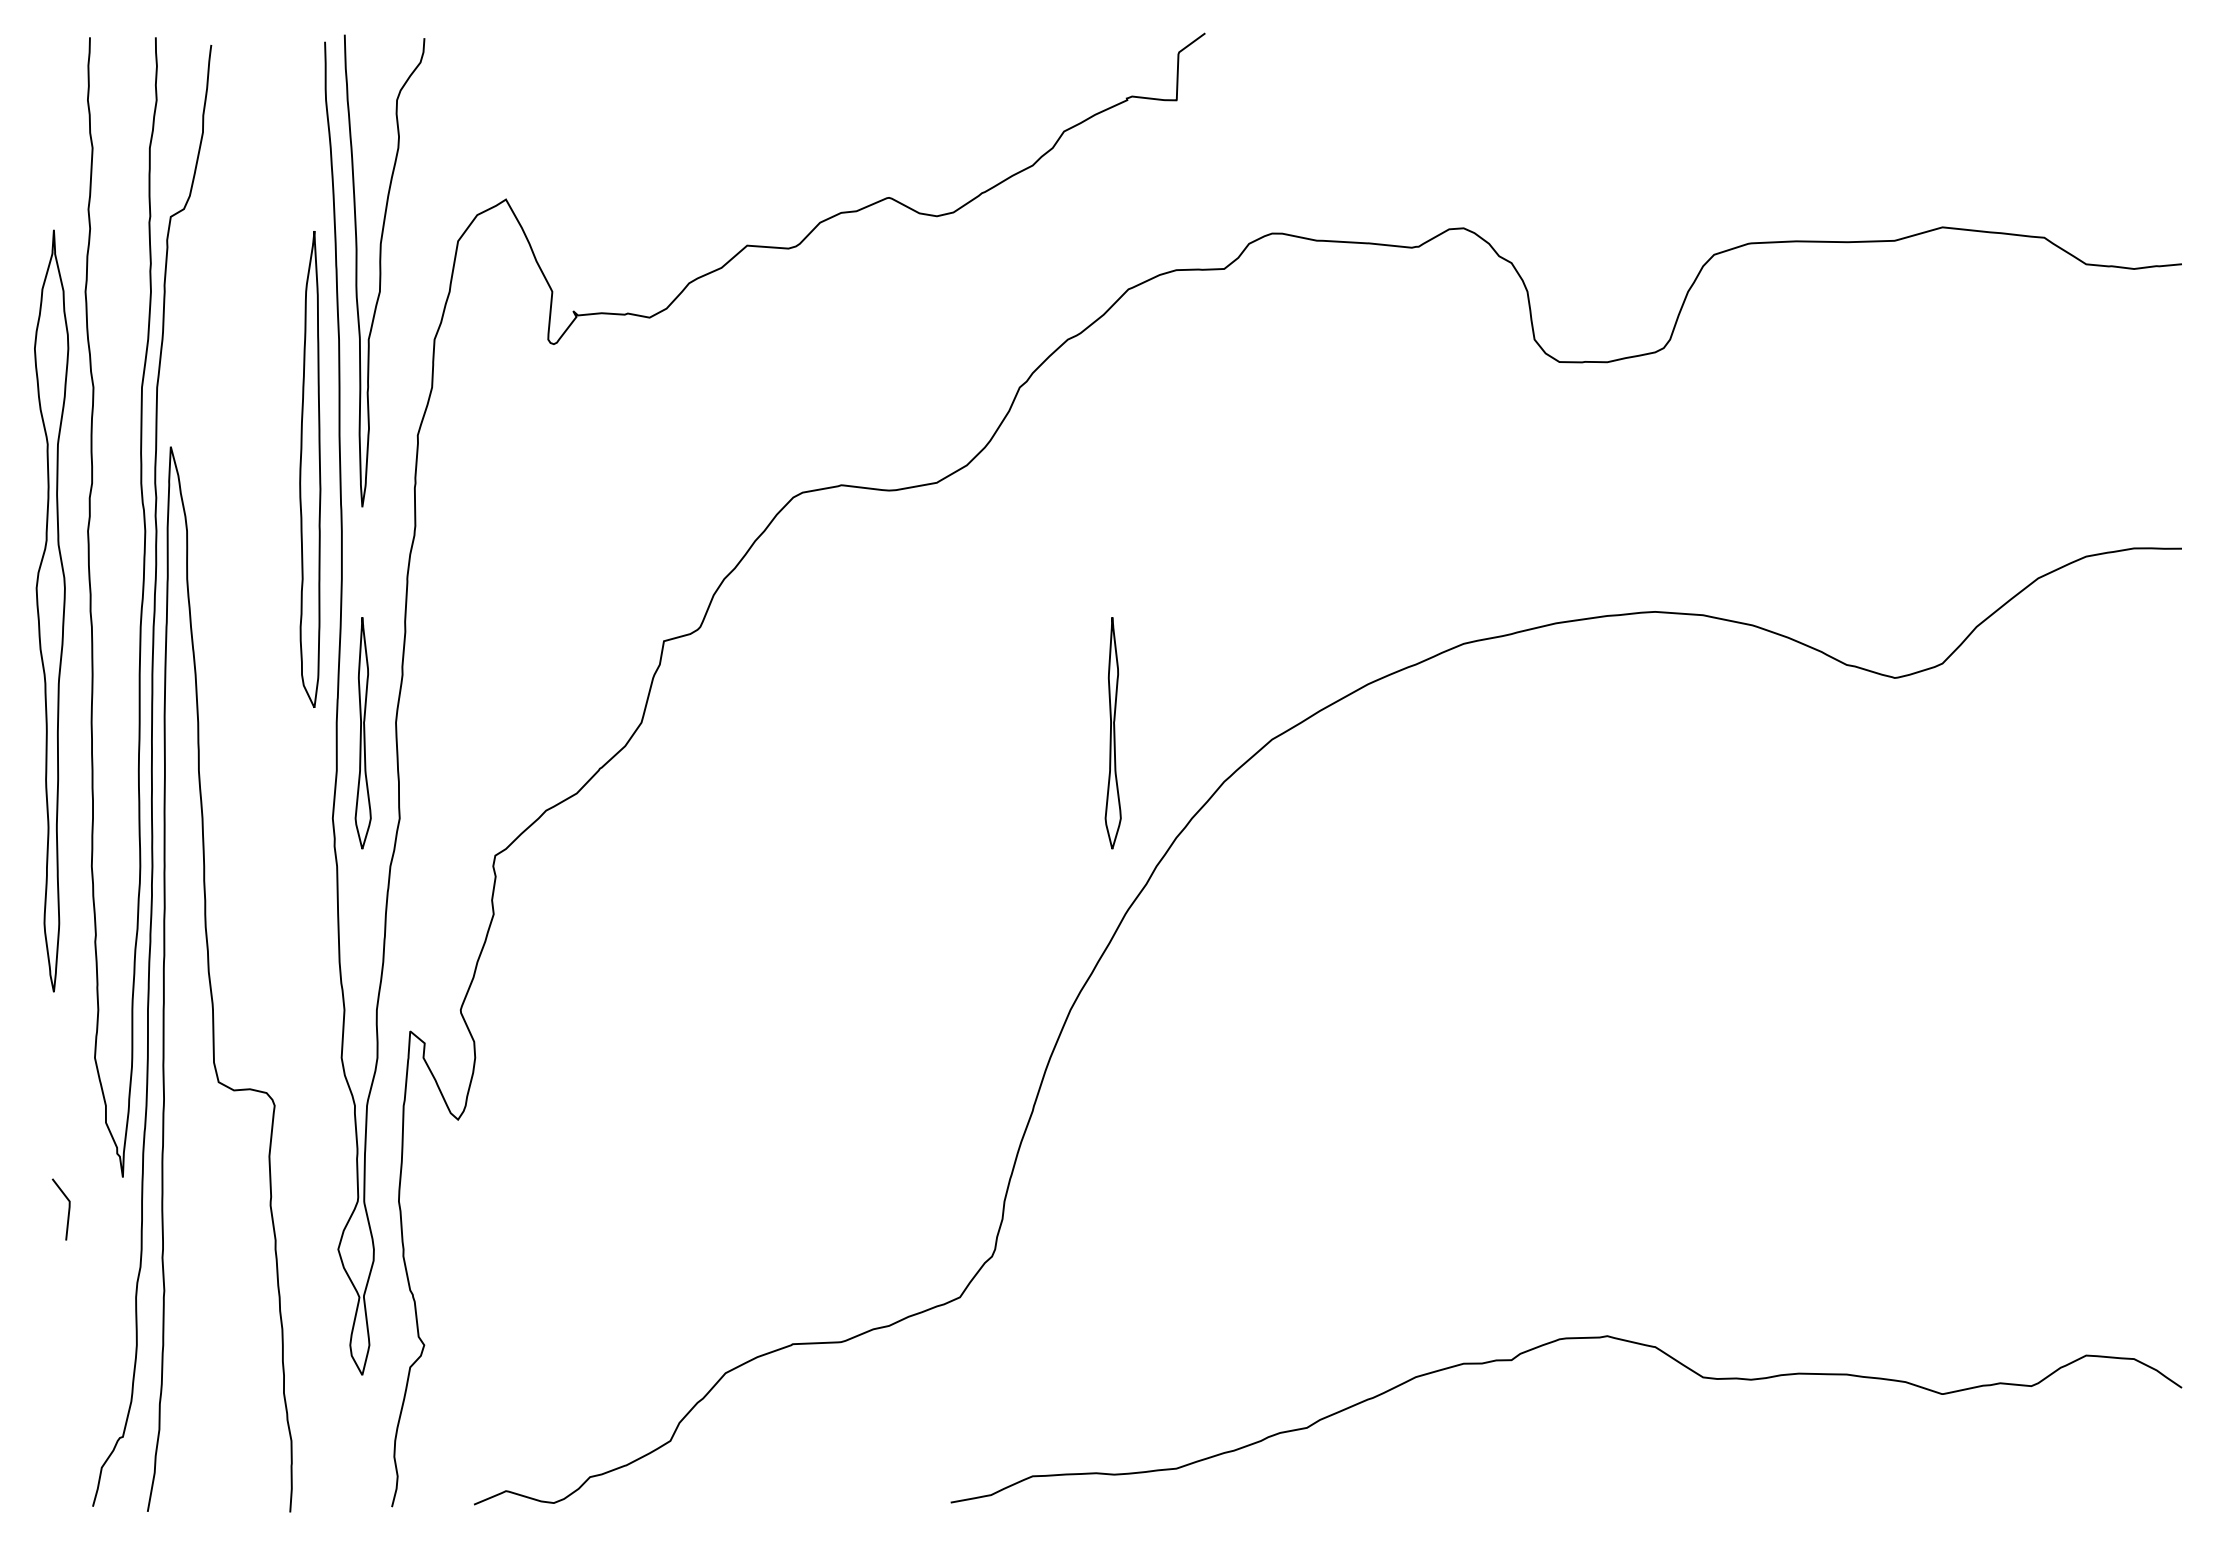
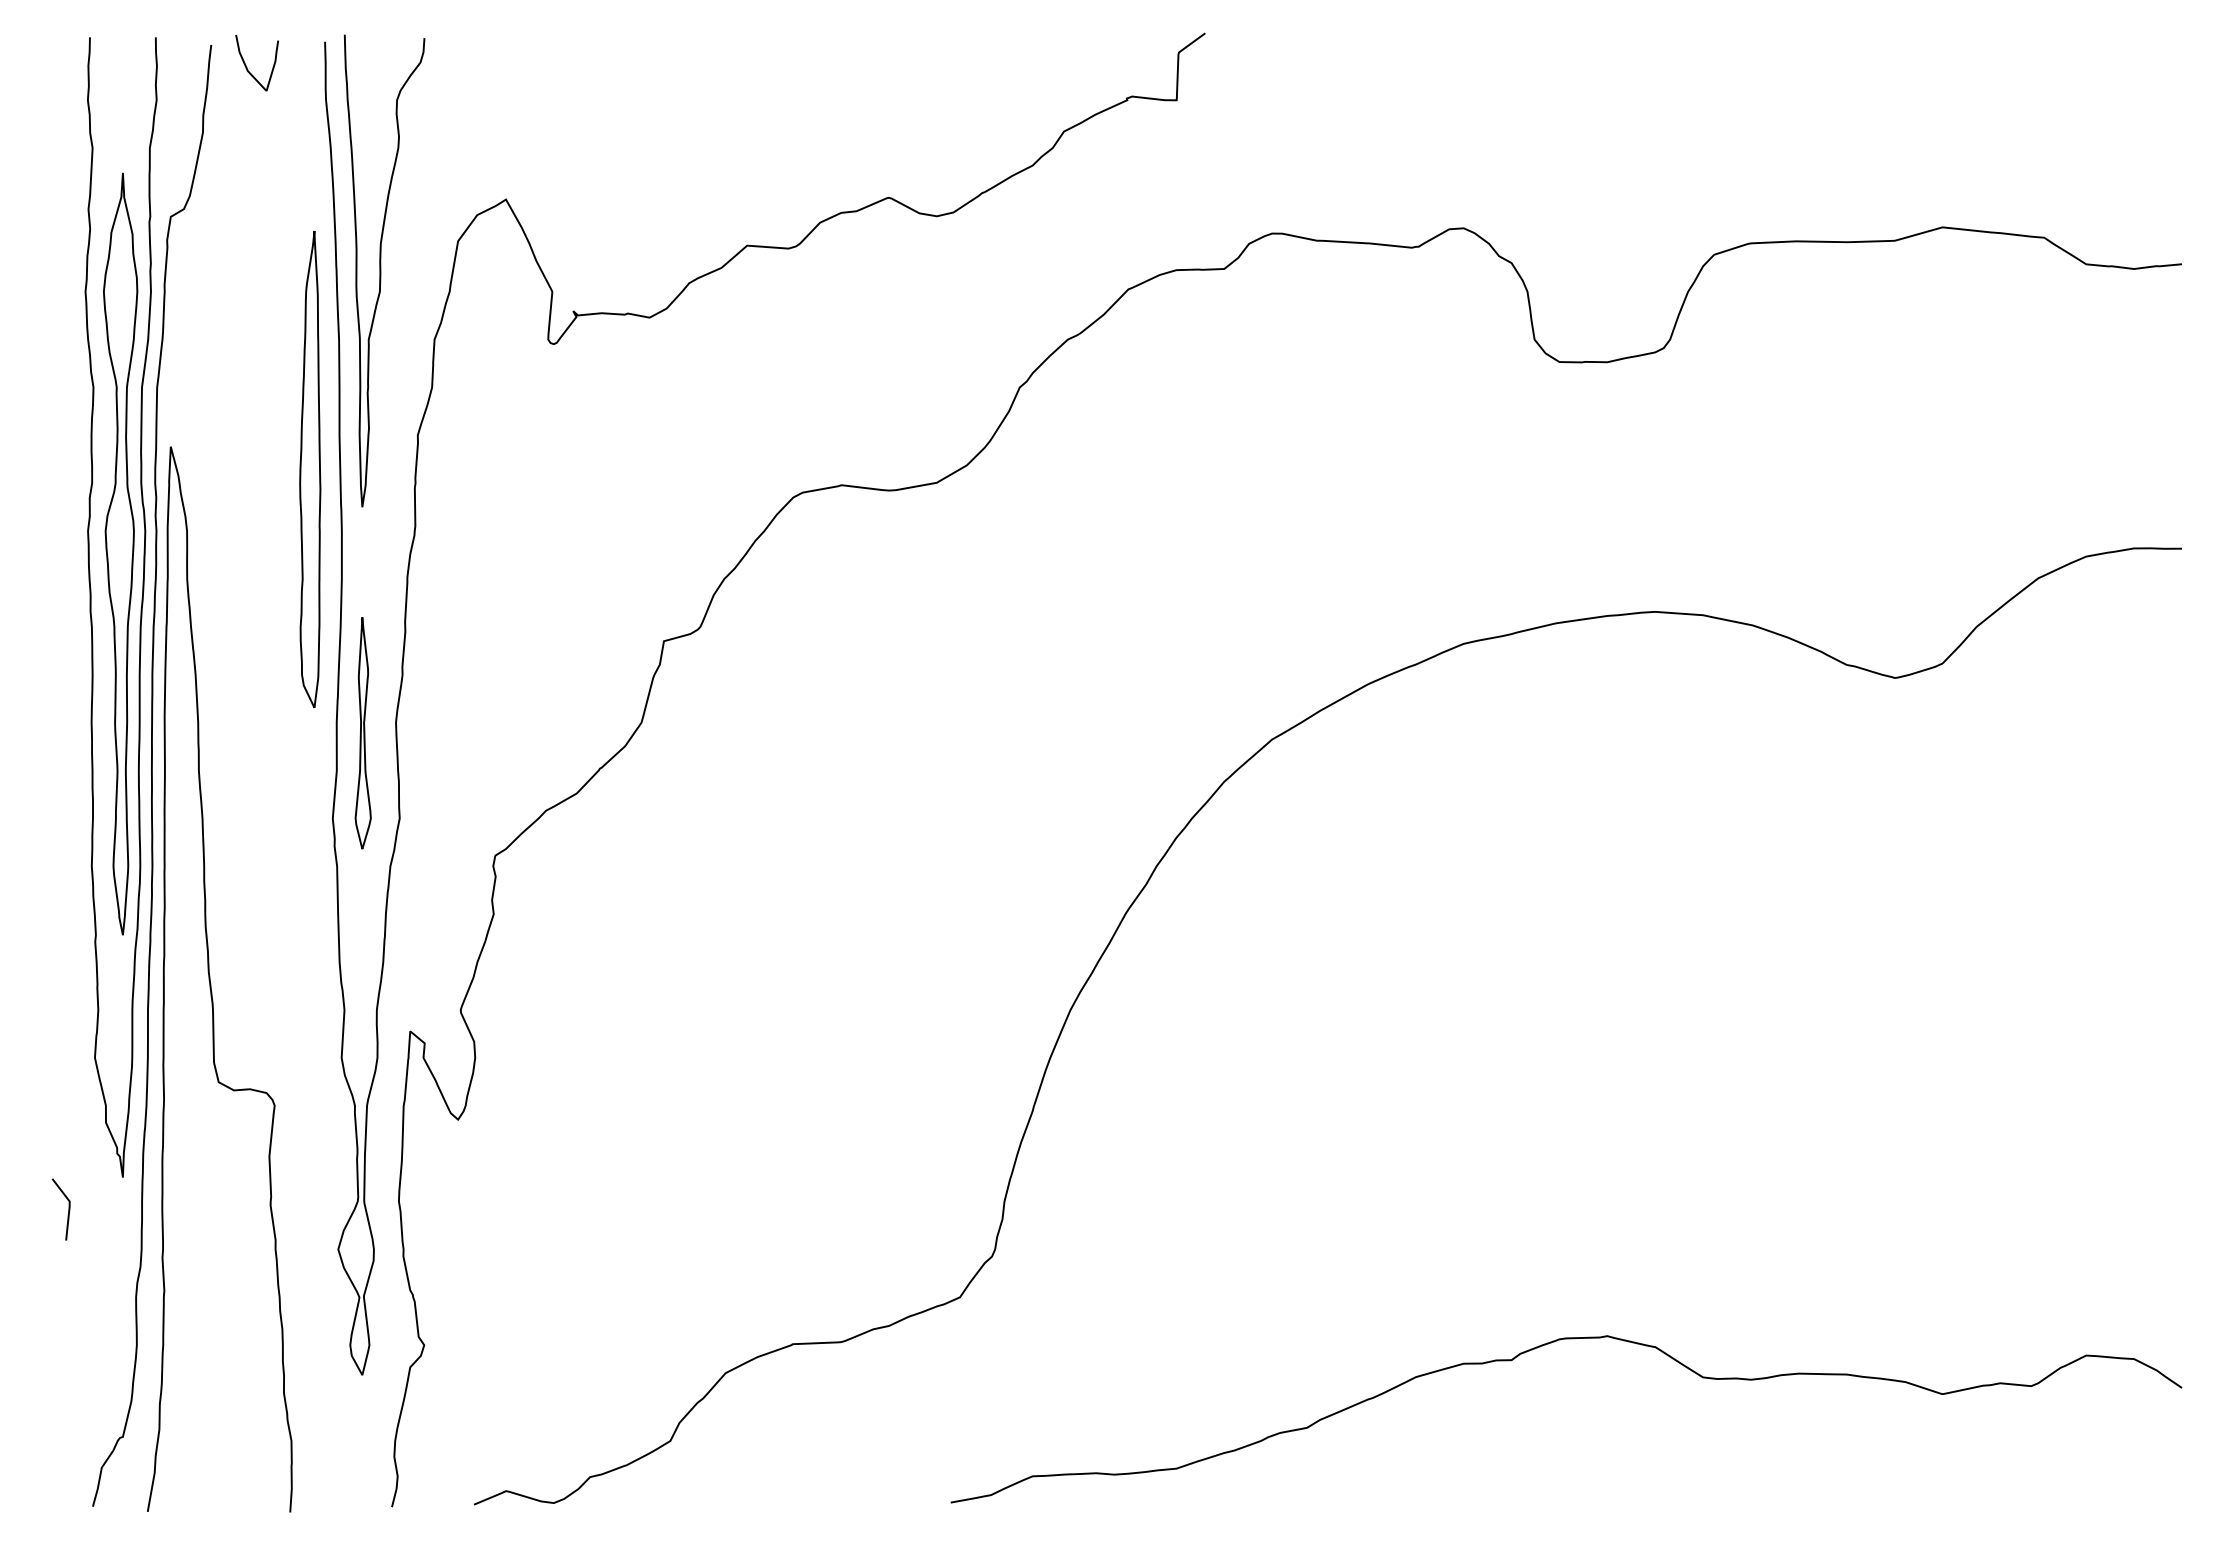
curve: none -> present (247, 67)
part position: (51, 610) -> (120, 553) (120, 553)
part: present -> none (1112, 733)
